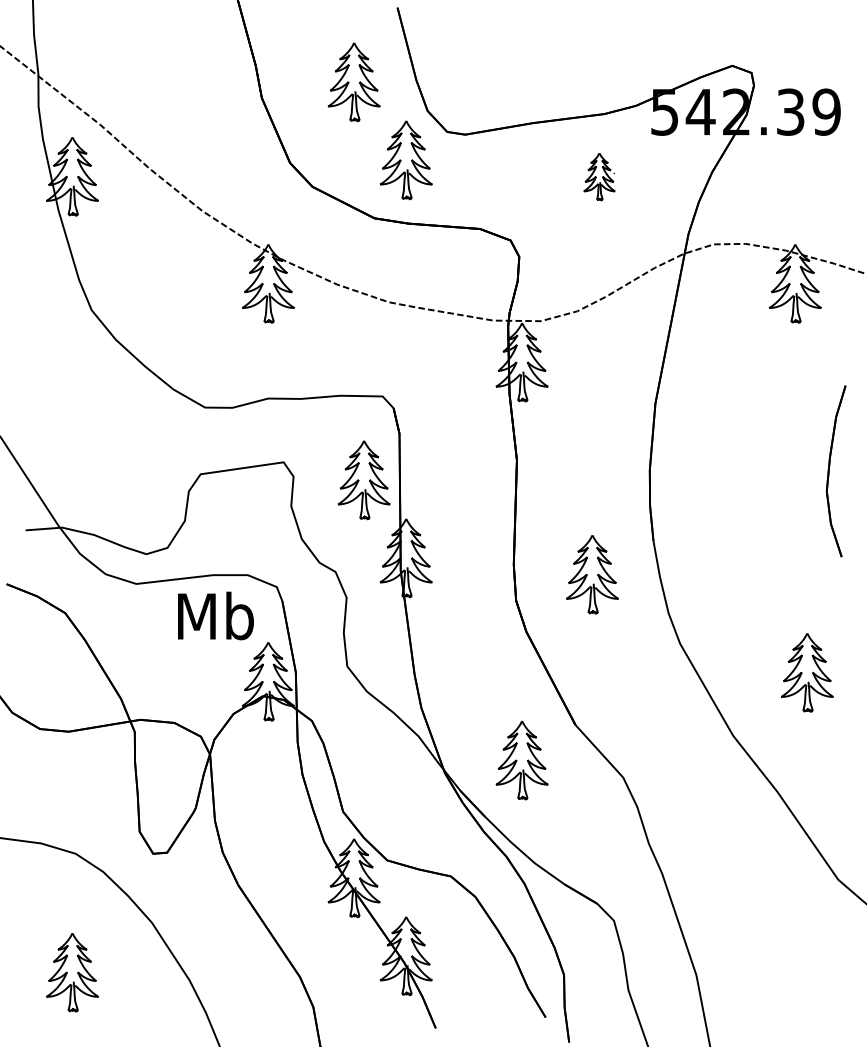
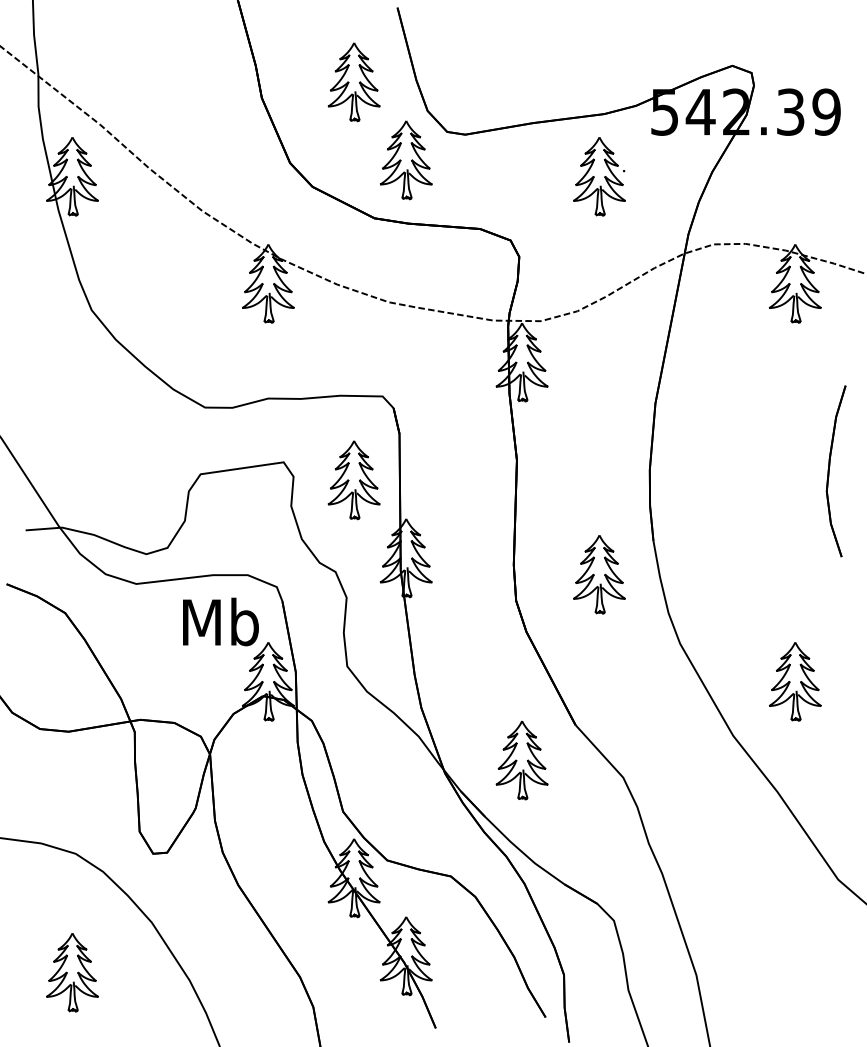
part size: 33x49 px -> 53x80 px (599, 176)
part position: (363, 480) -> (353, 480) (353, 480)
part position: (592, 574) -> (599, 574) (599, 574)
text position: (215, 615) -> (220, 621) (220, 621)
part position: (807, 672) -> (795, 681) (795, 681)
